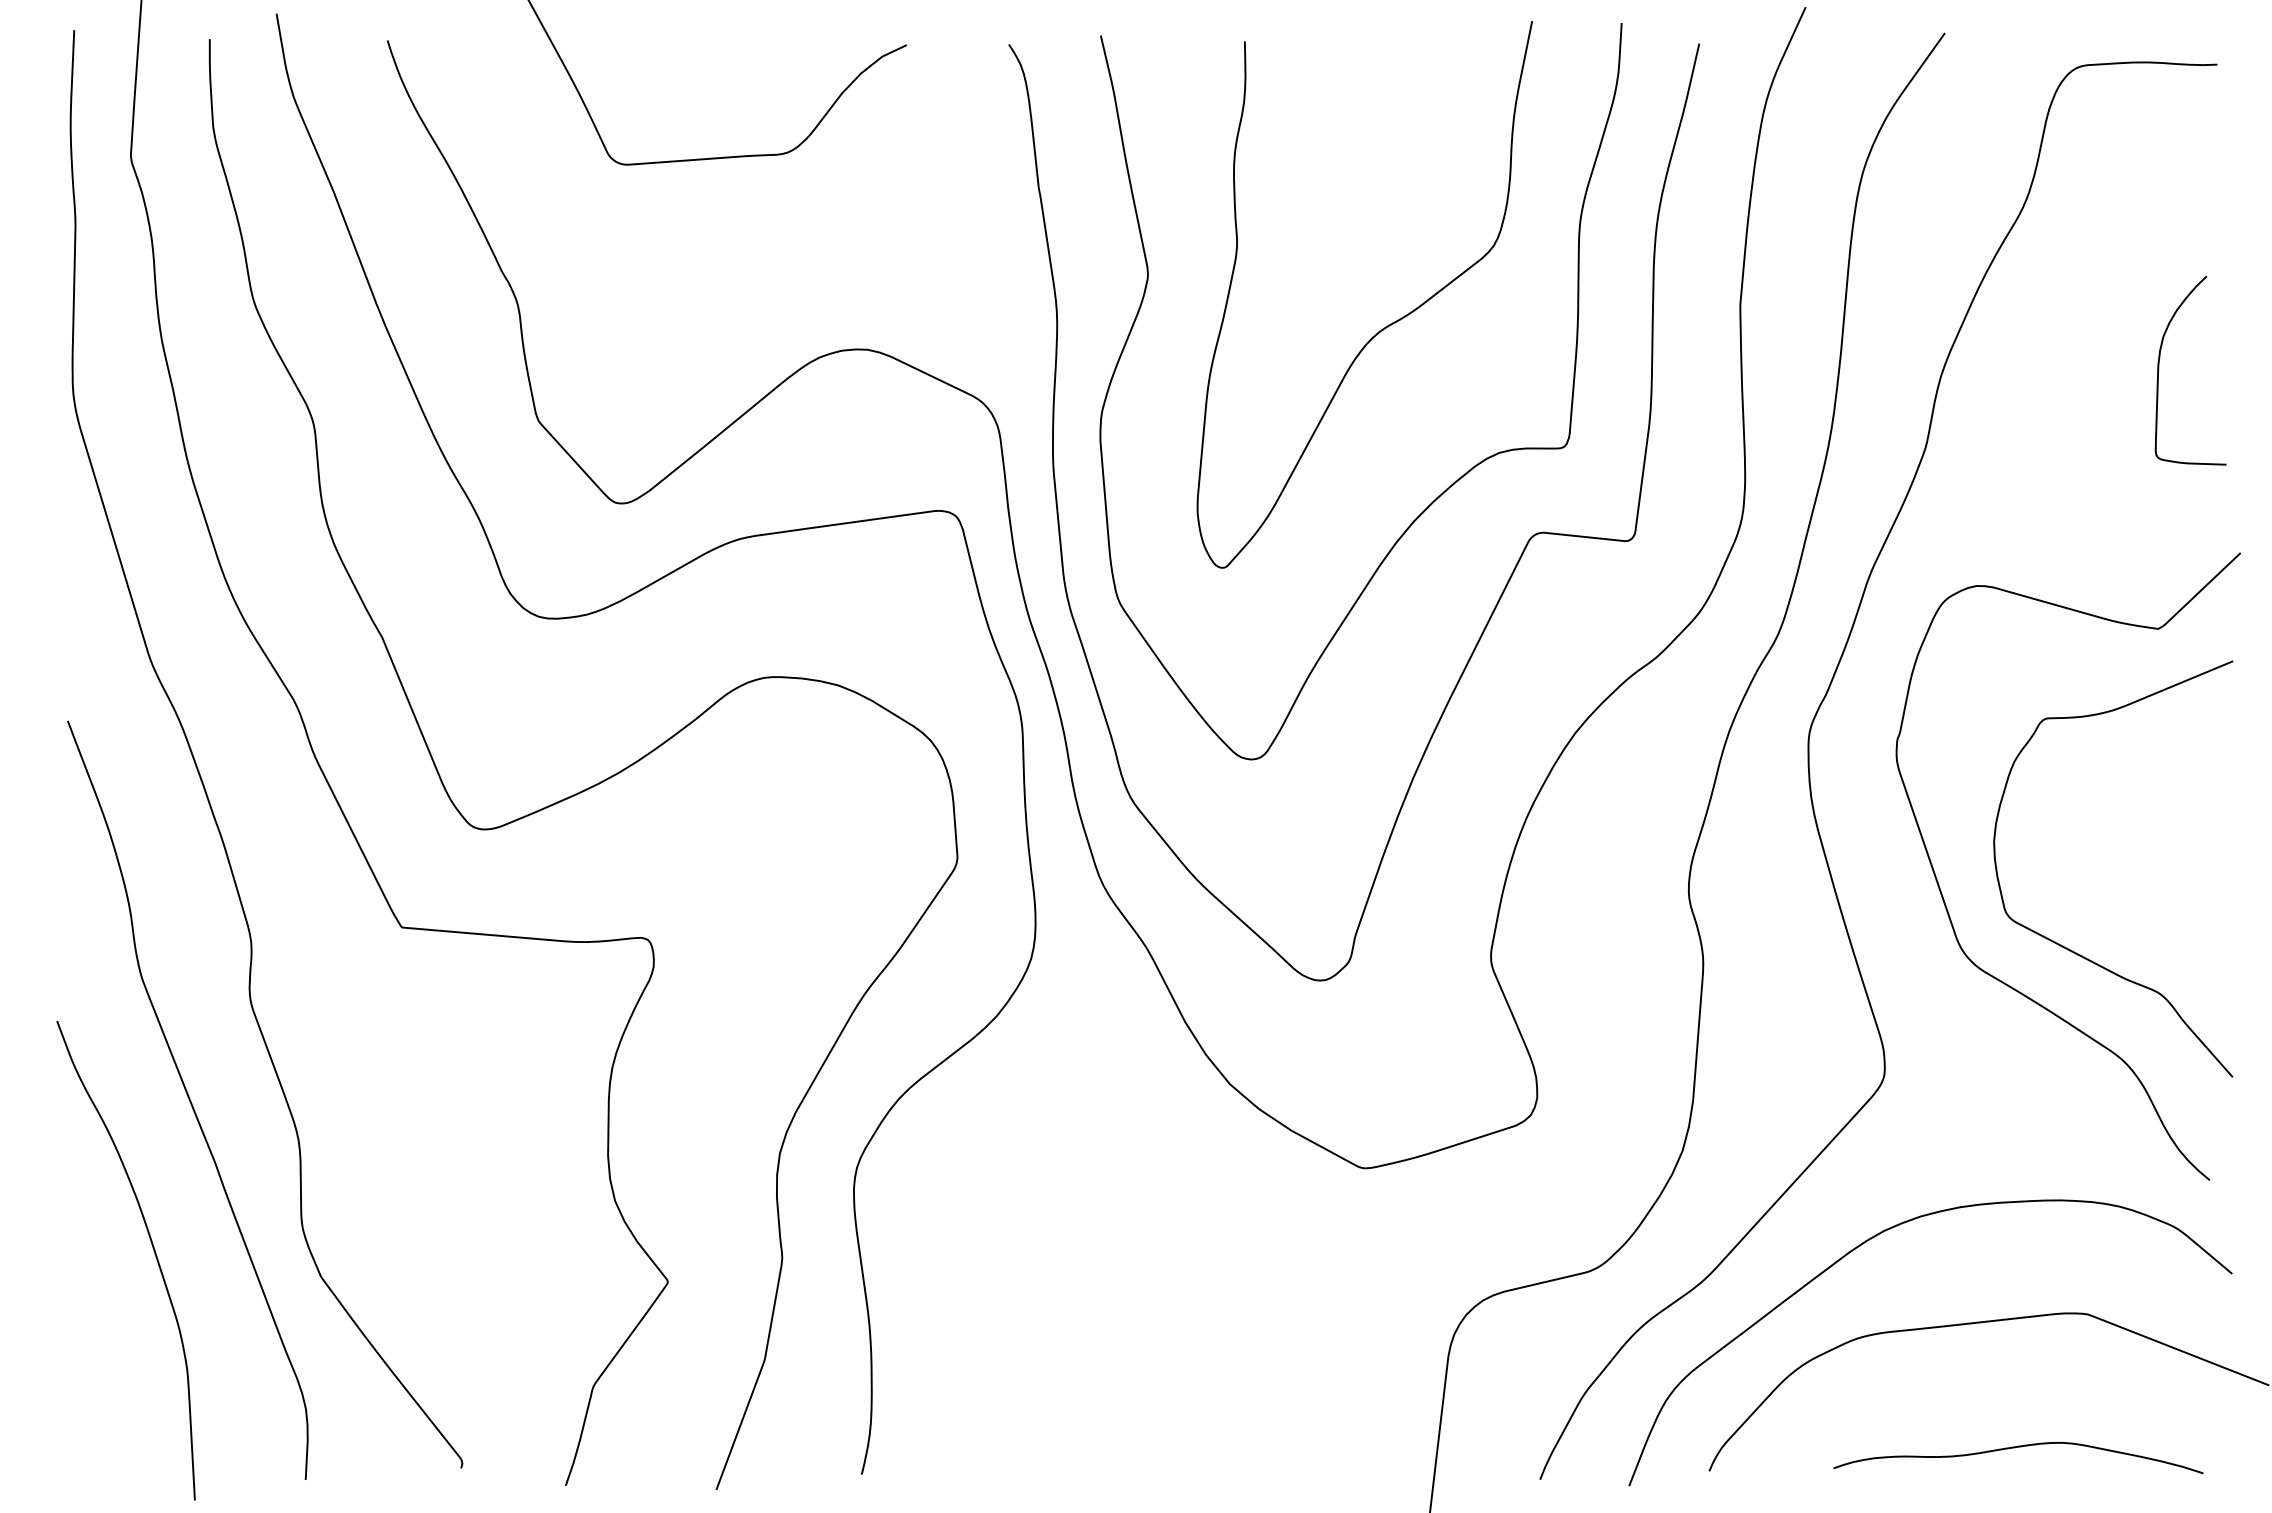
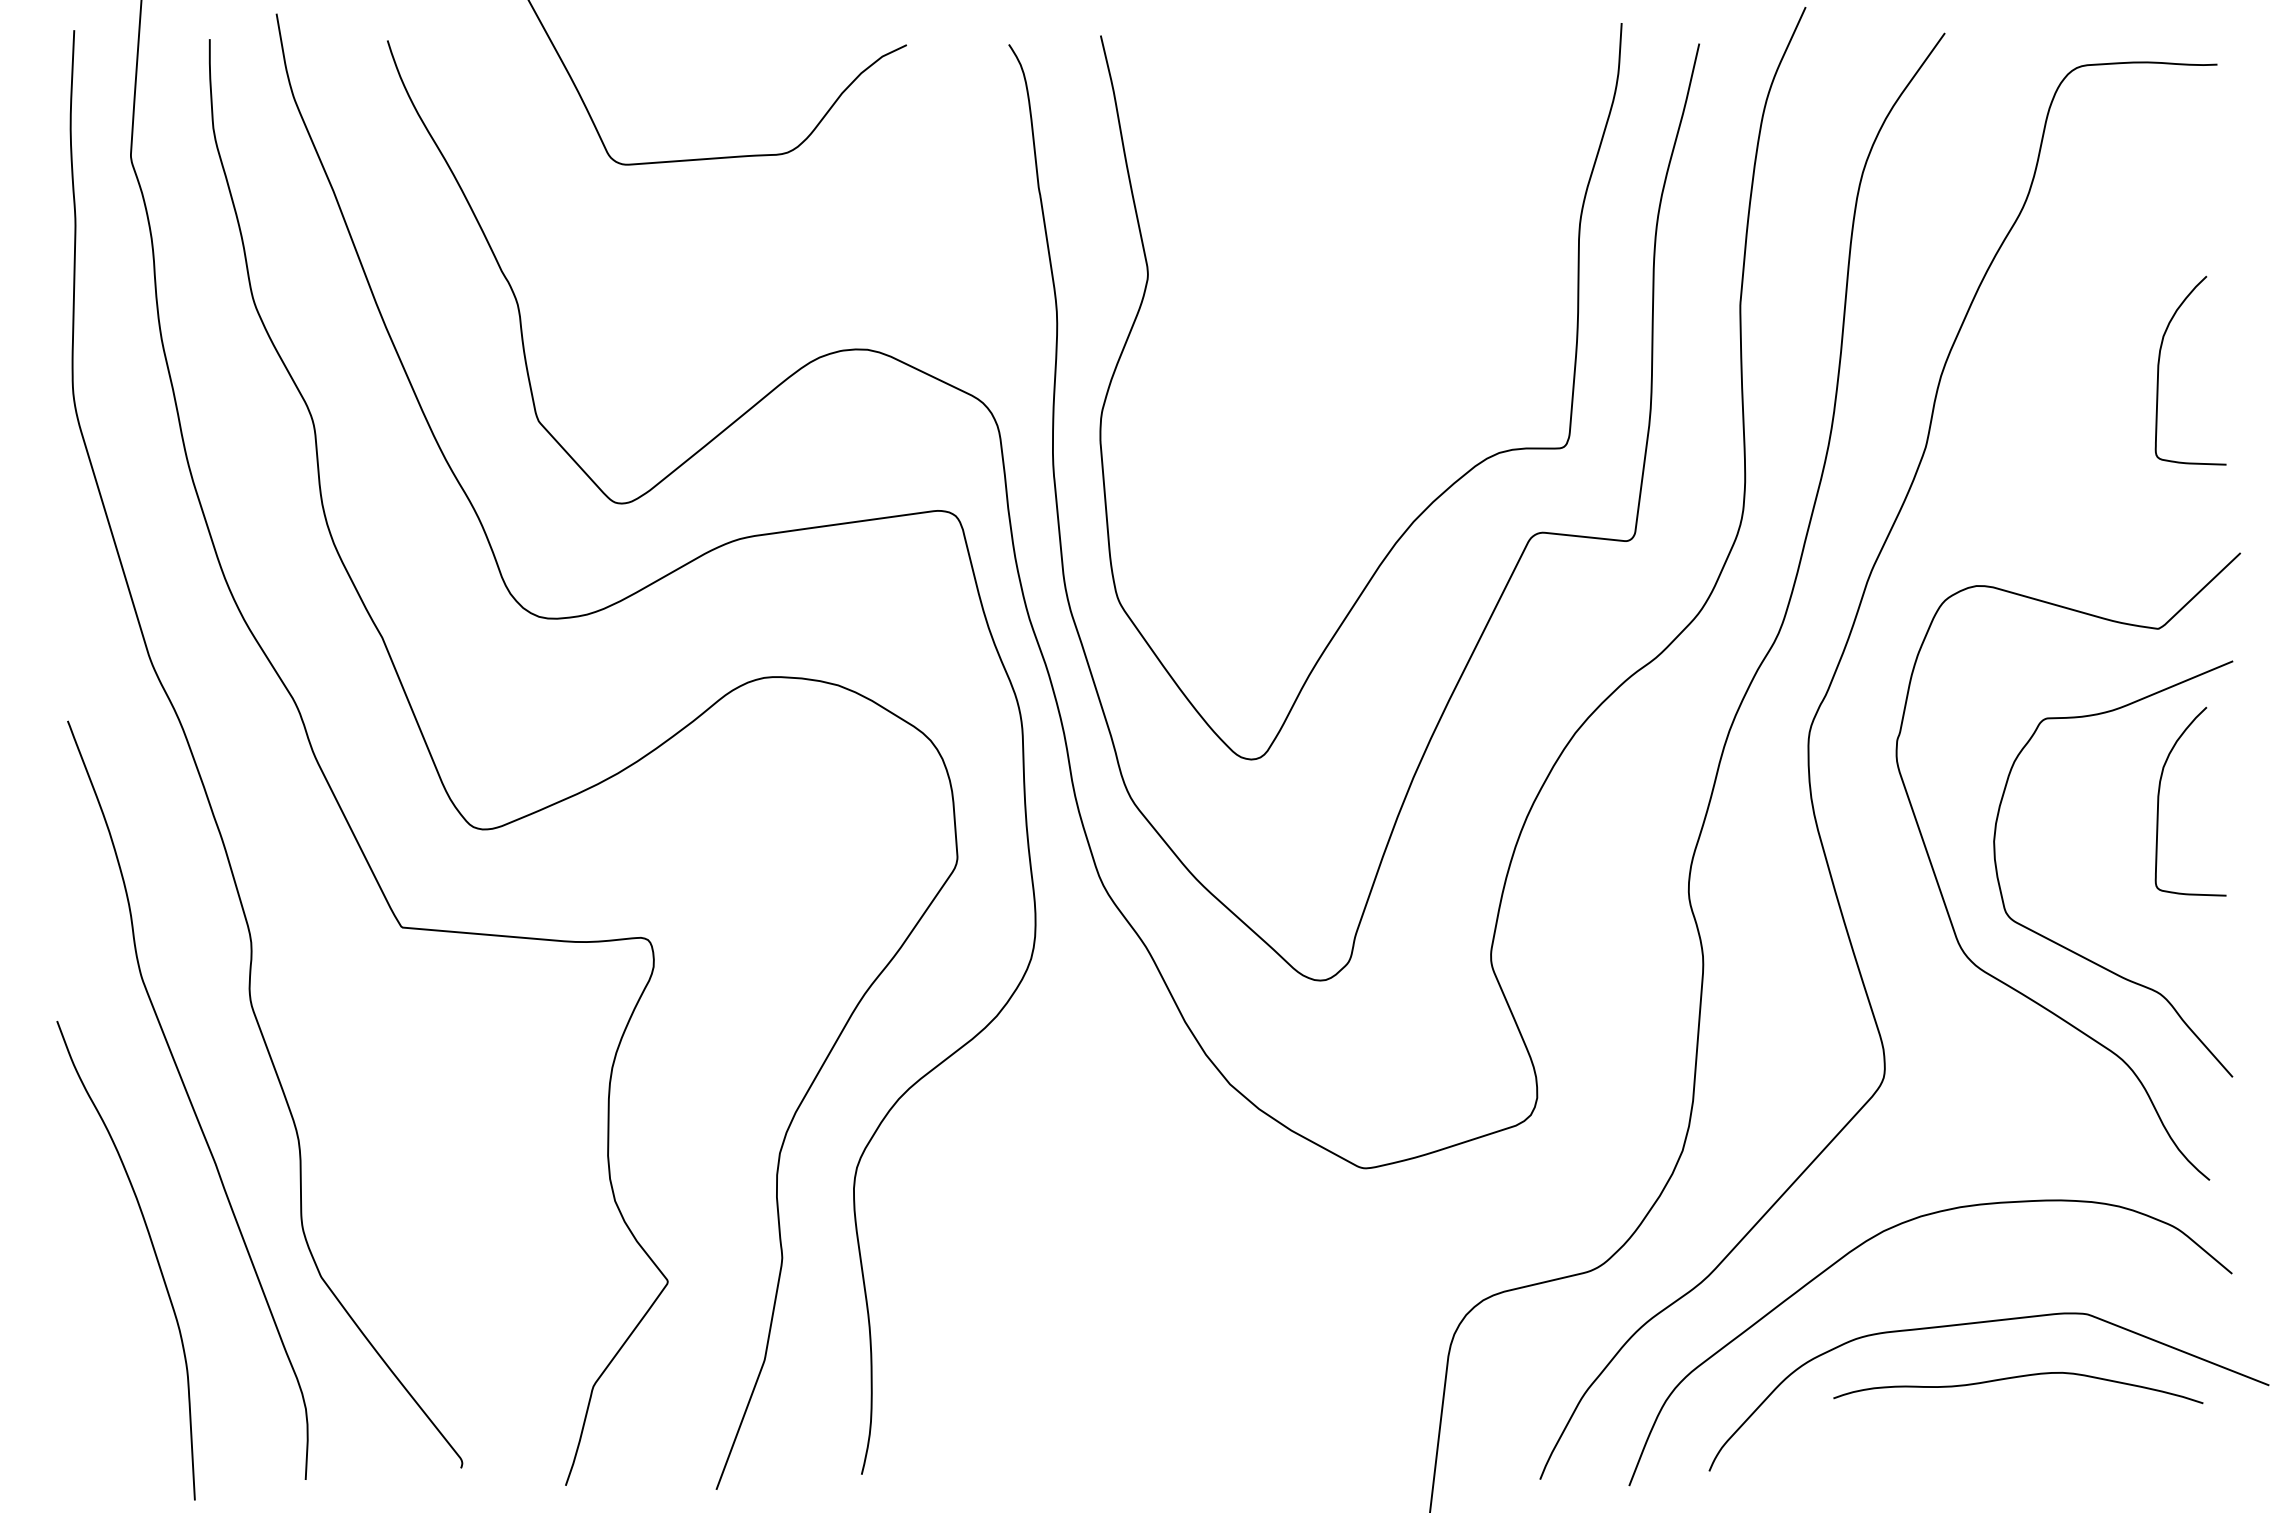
curve: present -> none (1385, 326)
curve: none -> present (2159, 801)
curve position: (2015, 1448) -> (2015, 1378) (2015, 1378)
